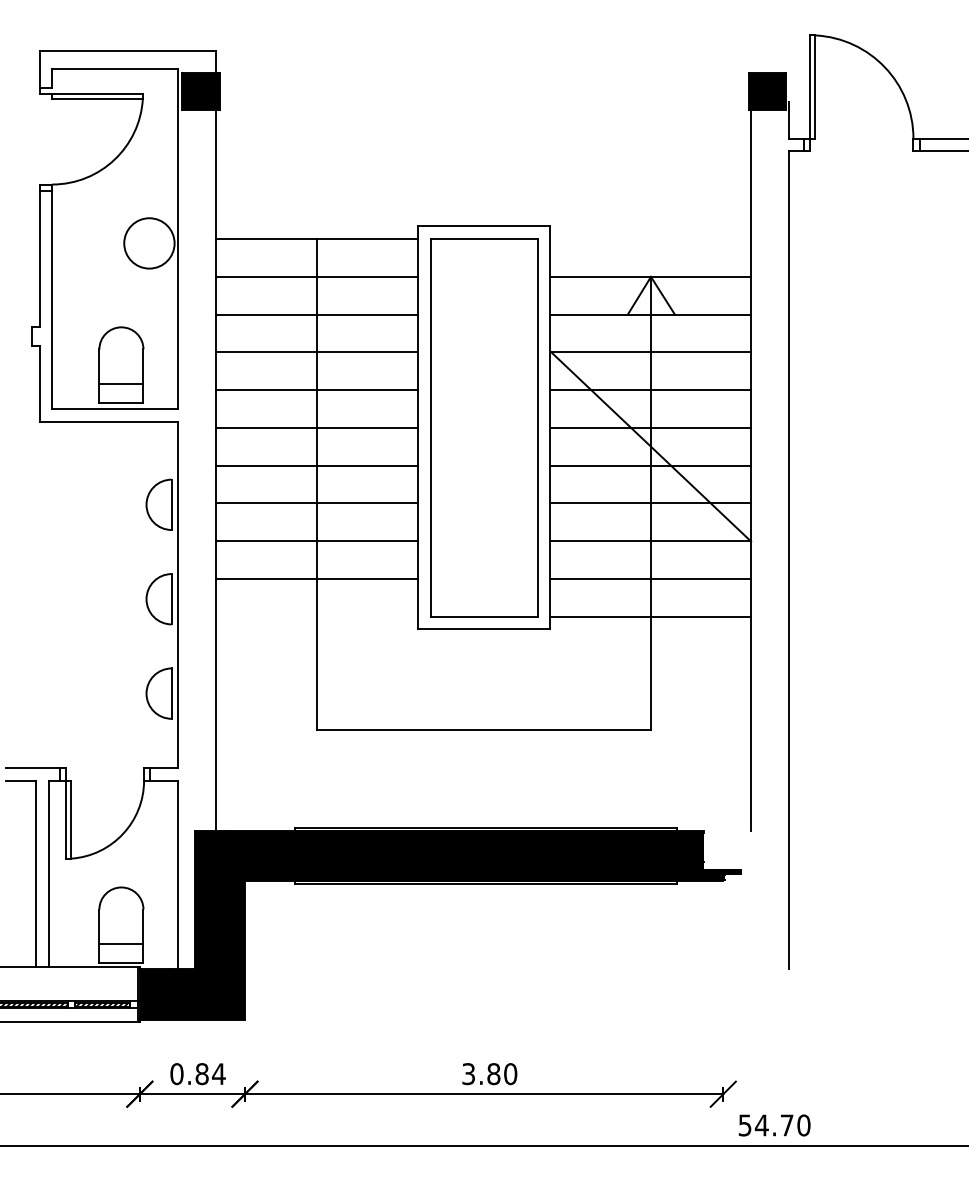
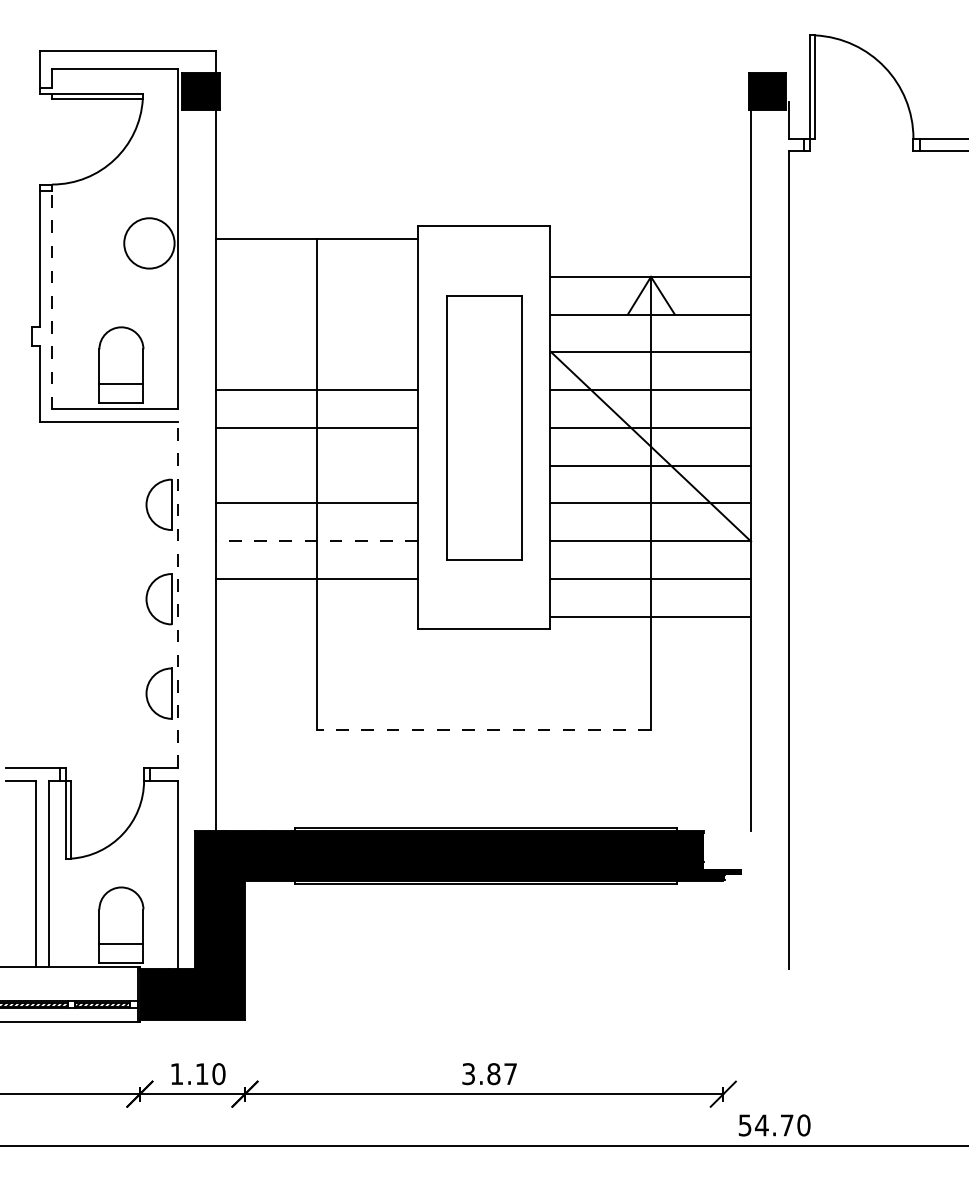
line: present -> none (316, 276)
line: solid -> dashed (52, 299)
line: present -> none (316, 314)
line: present -> none (316, 352)
part size: 109x380 px -> 77x266 px (484, 427)
line: present -> none (316, 465)
line: solid -> dashed (317, 541)
line: solid -> dashed (177, 594)
line: solid -> dashed (484, 729)
text: 0.84 -> 1.10 (197, 1074)
text: 3.80 -> 3.87 (510, 1074)
